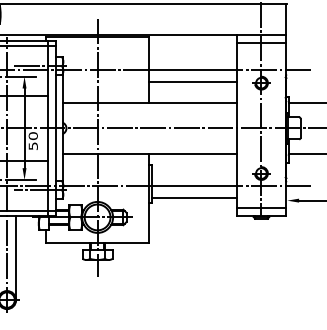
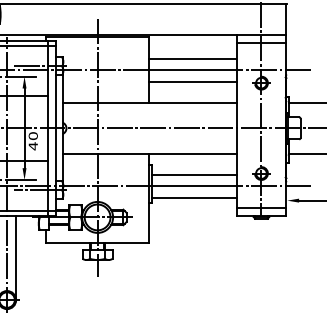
line: none -> present (192, 58)
text: 50 -> 40 (32, 146)
line: none -> present (194, 174)
